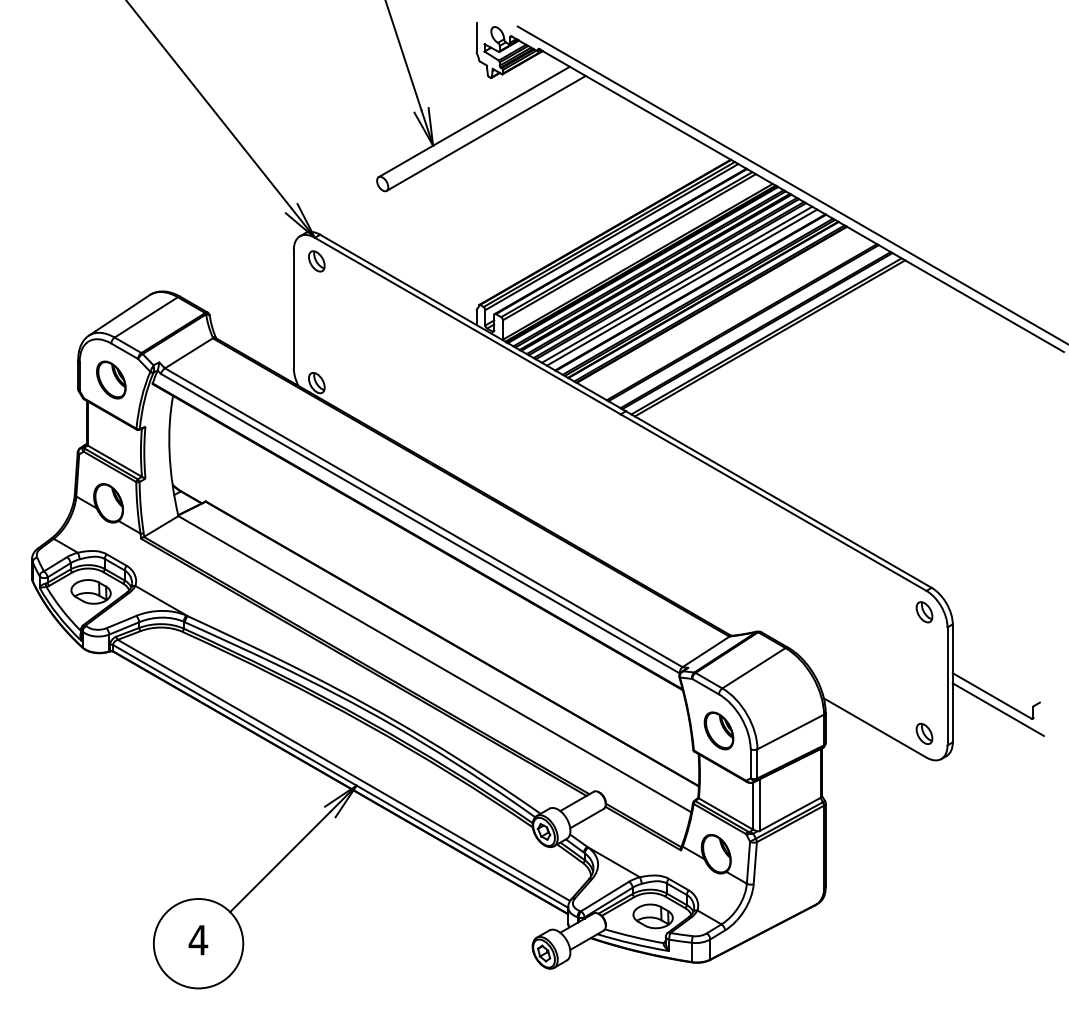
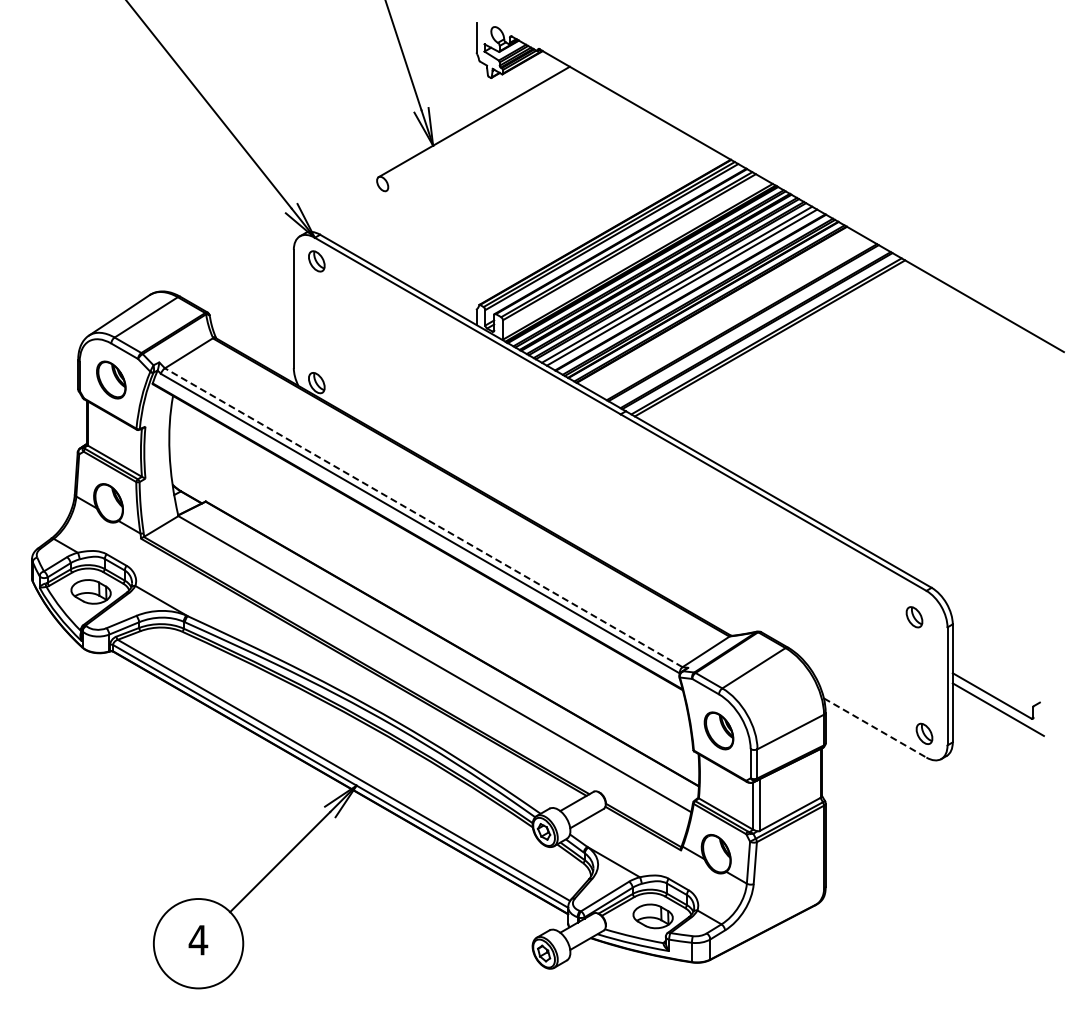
line: present -> none (485, 132)
line: present -> none (791, 184)
line: solid -> dashed (423, 517)
part position: (924, 612) -> (914, 617) (914, 617)
line: solid -> dashed (875, 728)
